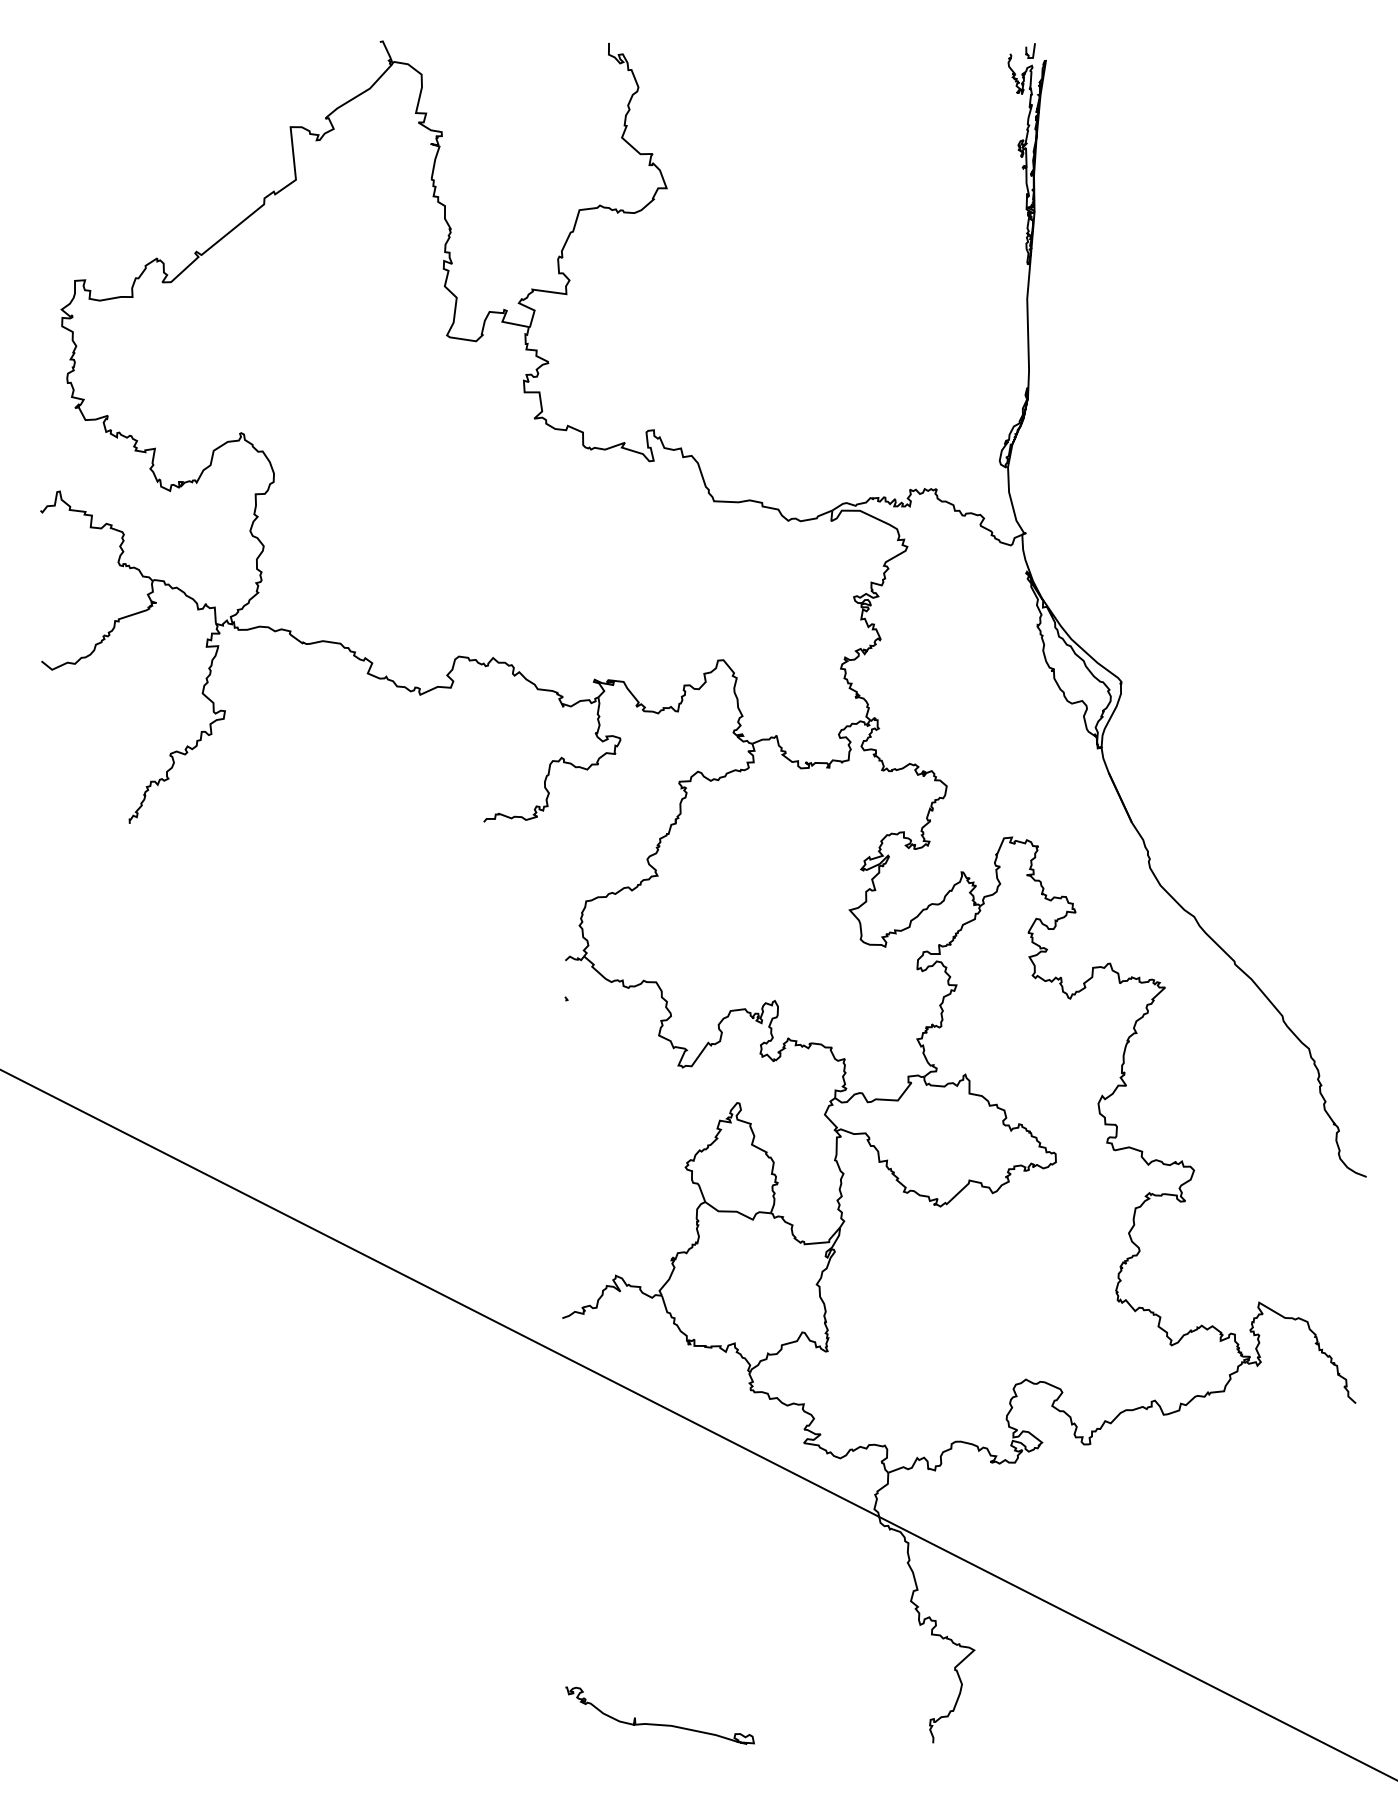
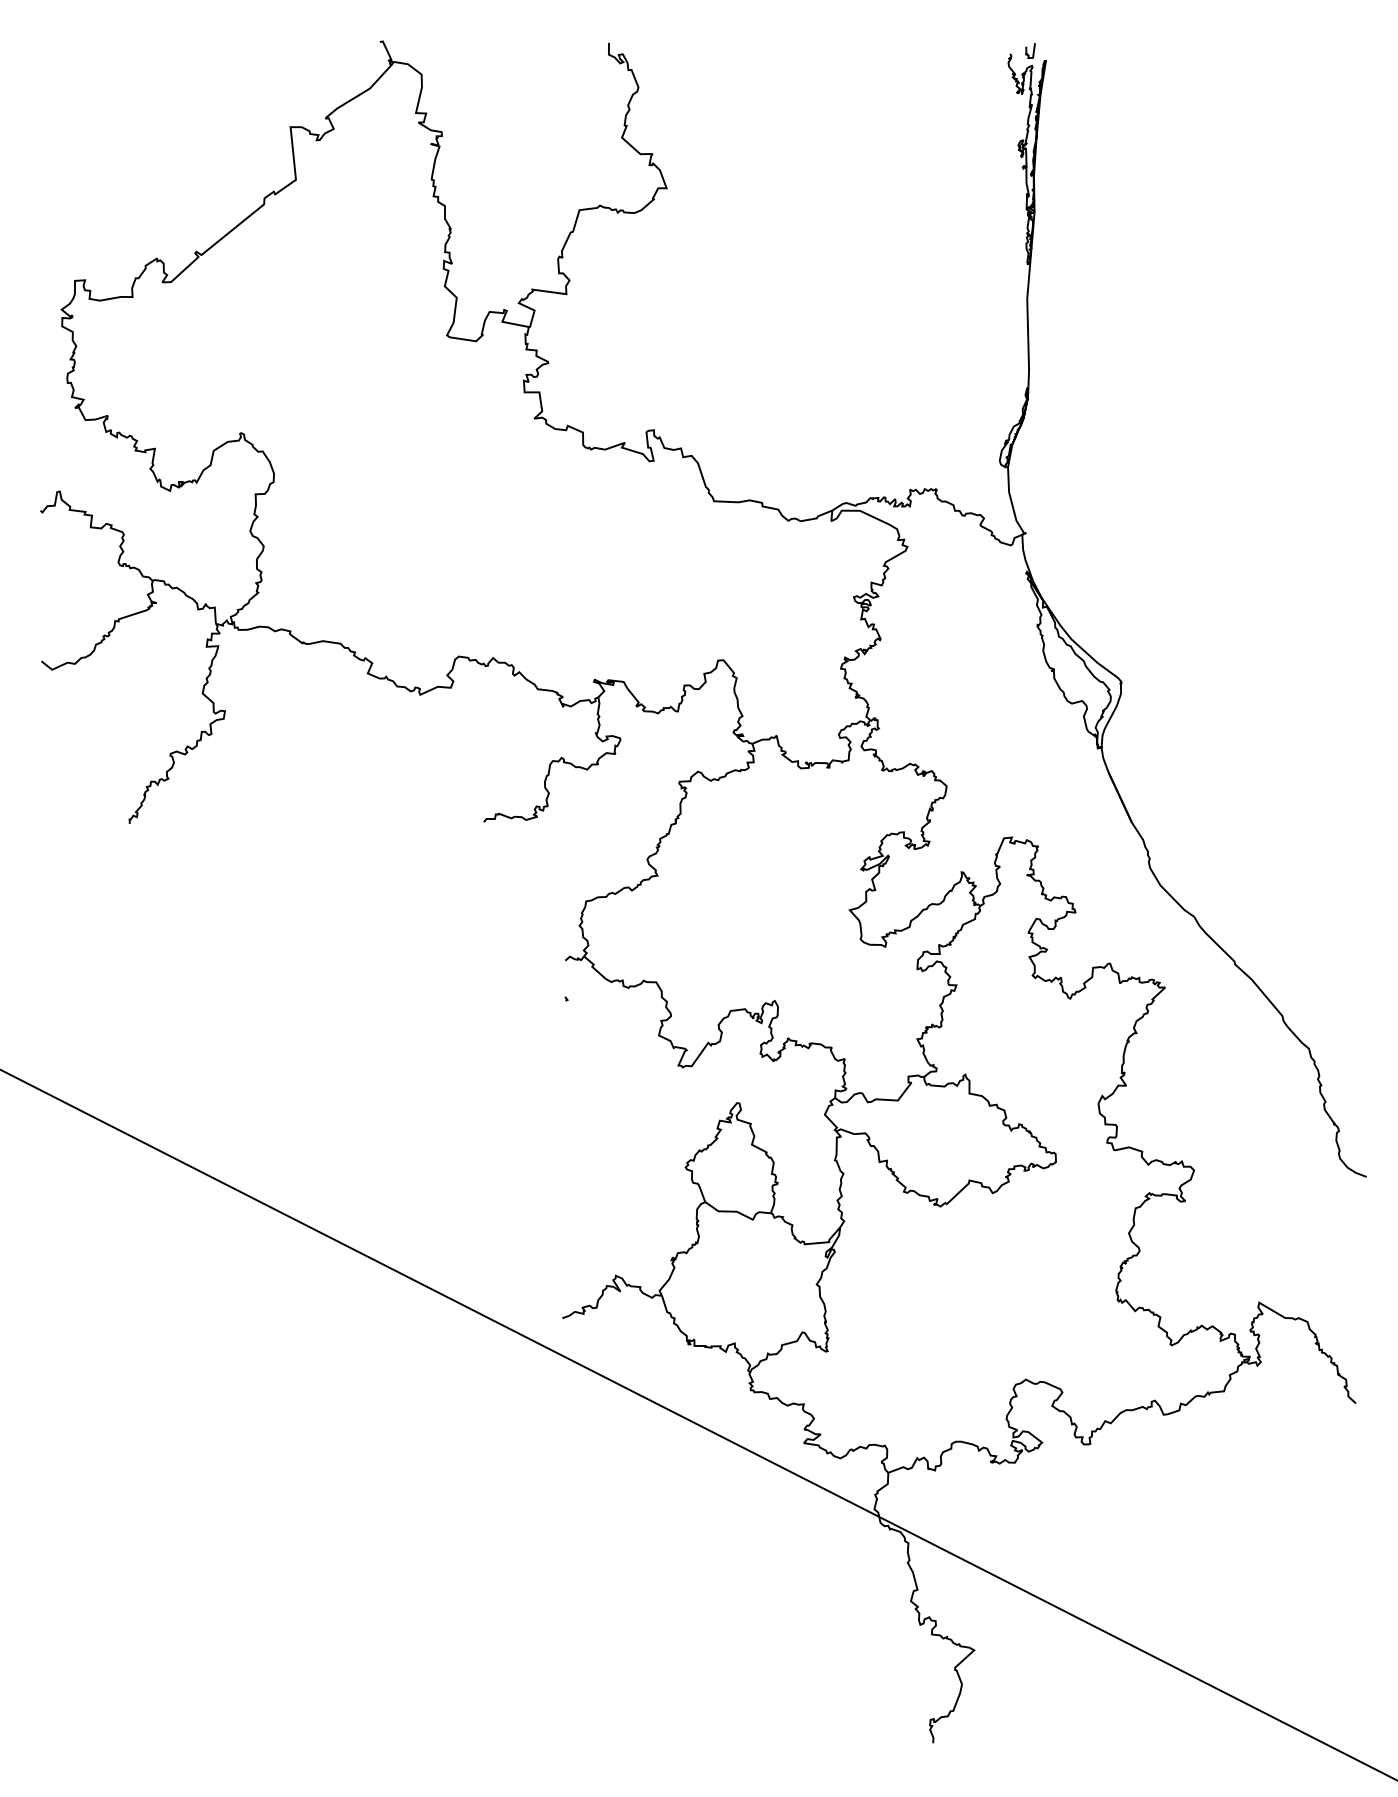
curve: present -> none (656, 1723)
